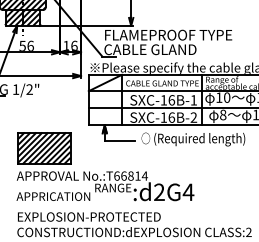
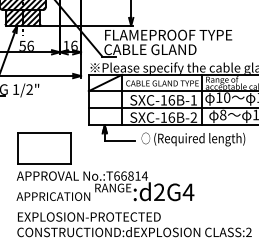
hatch: present -> none (43, 148)
